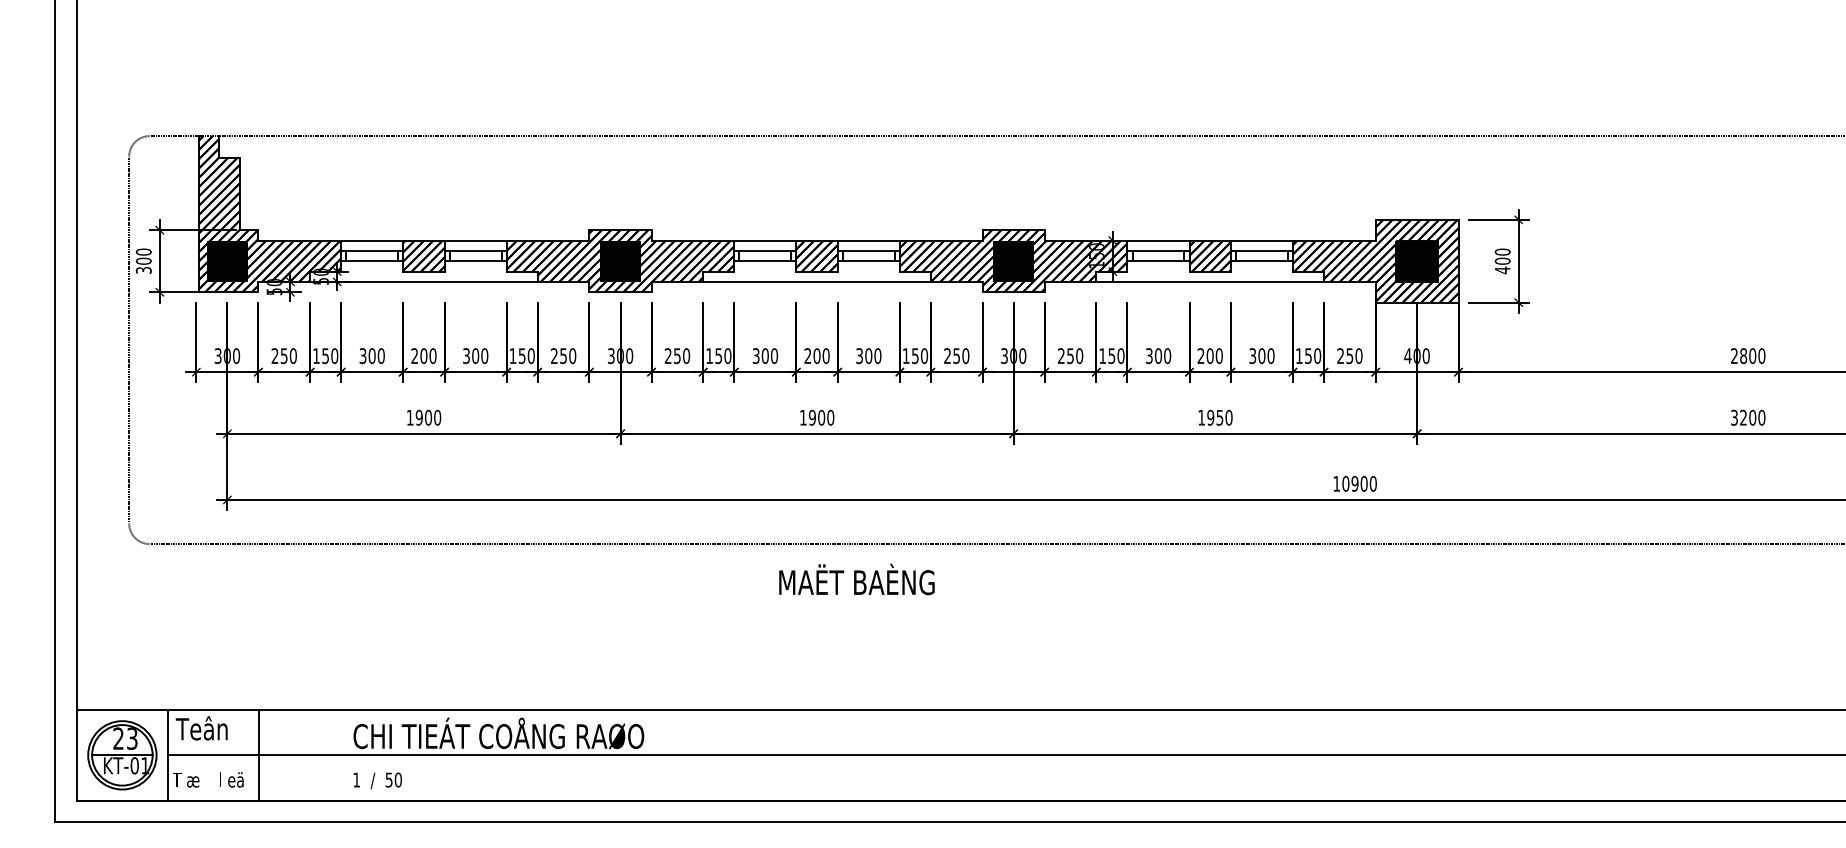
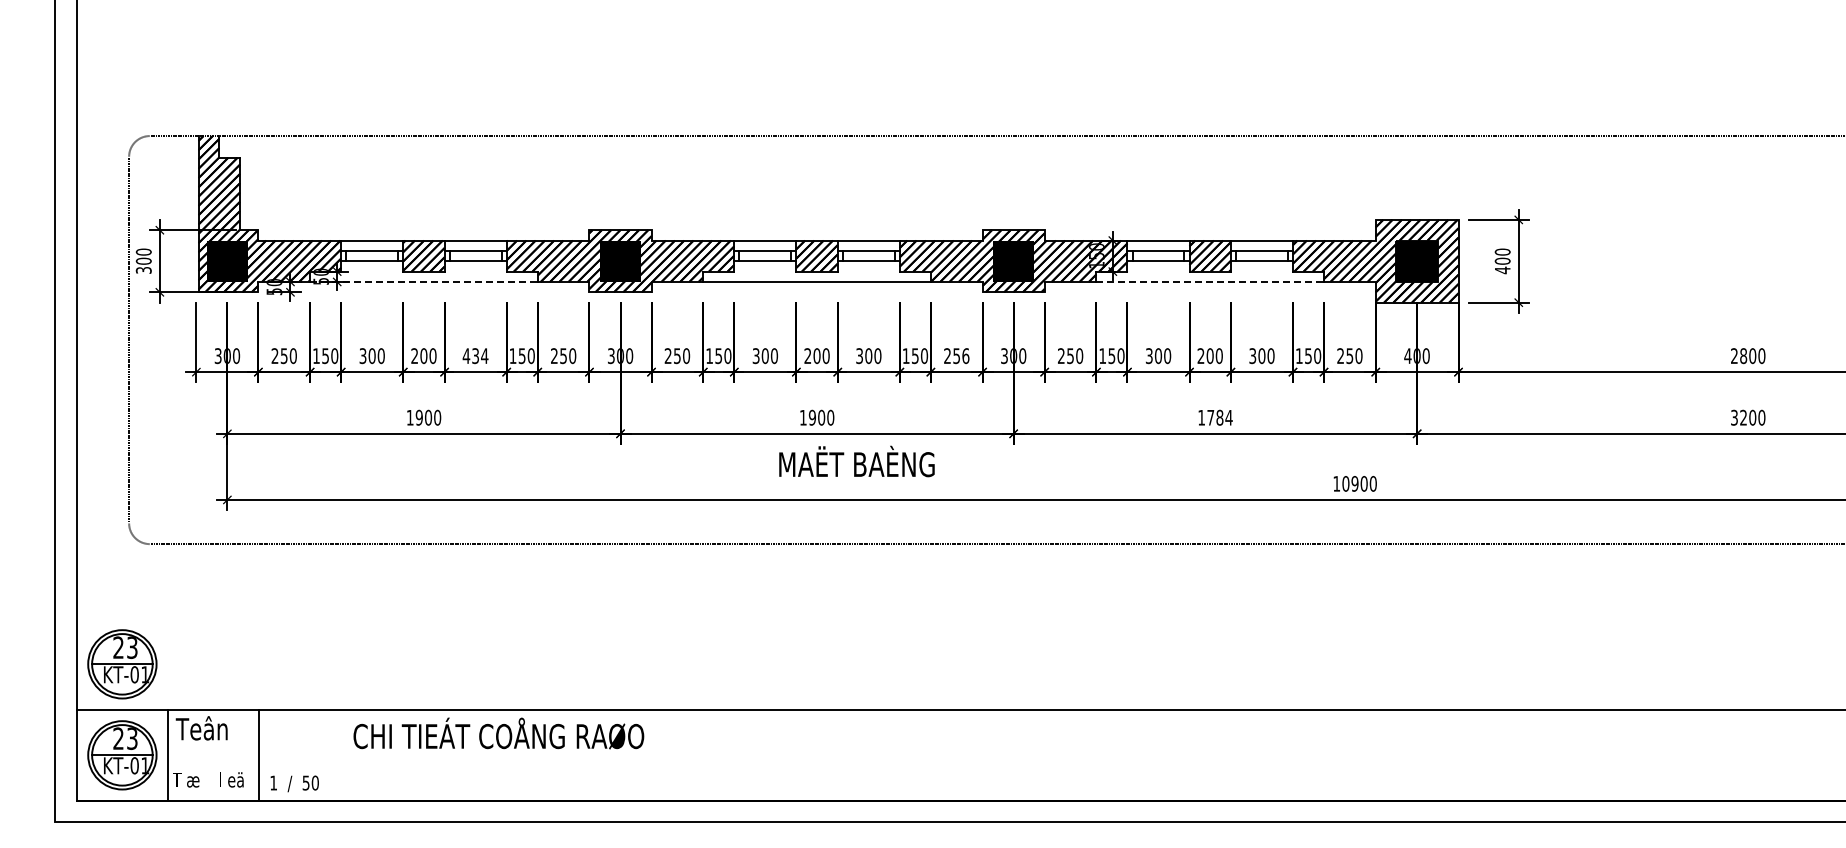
line: solid -> dashed (423, 281)
line: solid -> dashed (1210, 281)
text: 250 -> 256 (965, 355)
text: 300 -> 434 (475, 356)
text: 1950 -> 1784 (1219, 417)
text position: (856, 579) -> (856, 461) (856, 461)
part: none -> present (122, 664)
line: present -> none (1004, 755)
text position: (377, 780) -> (294, 783) (294, 783)
